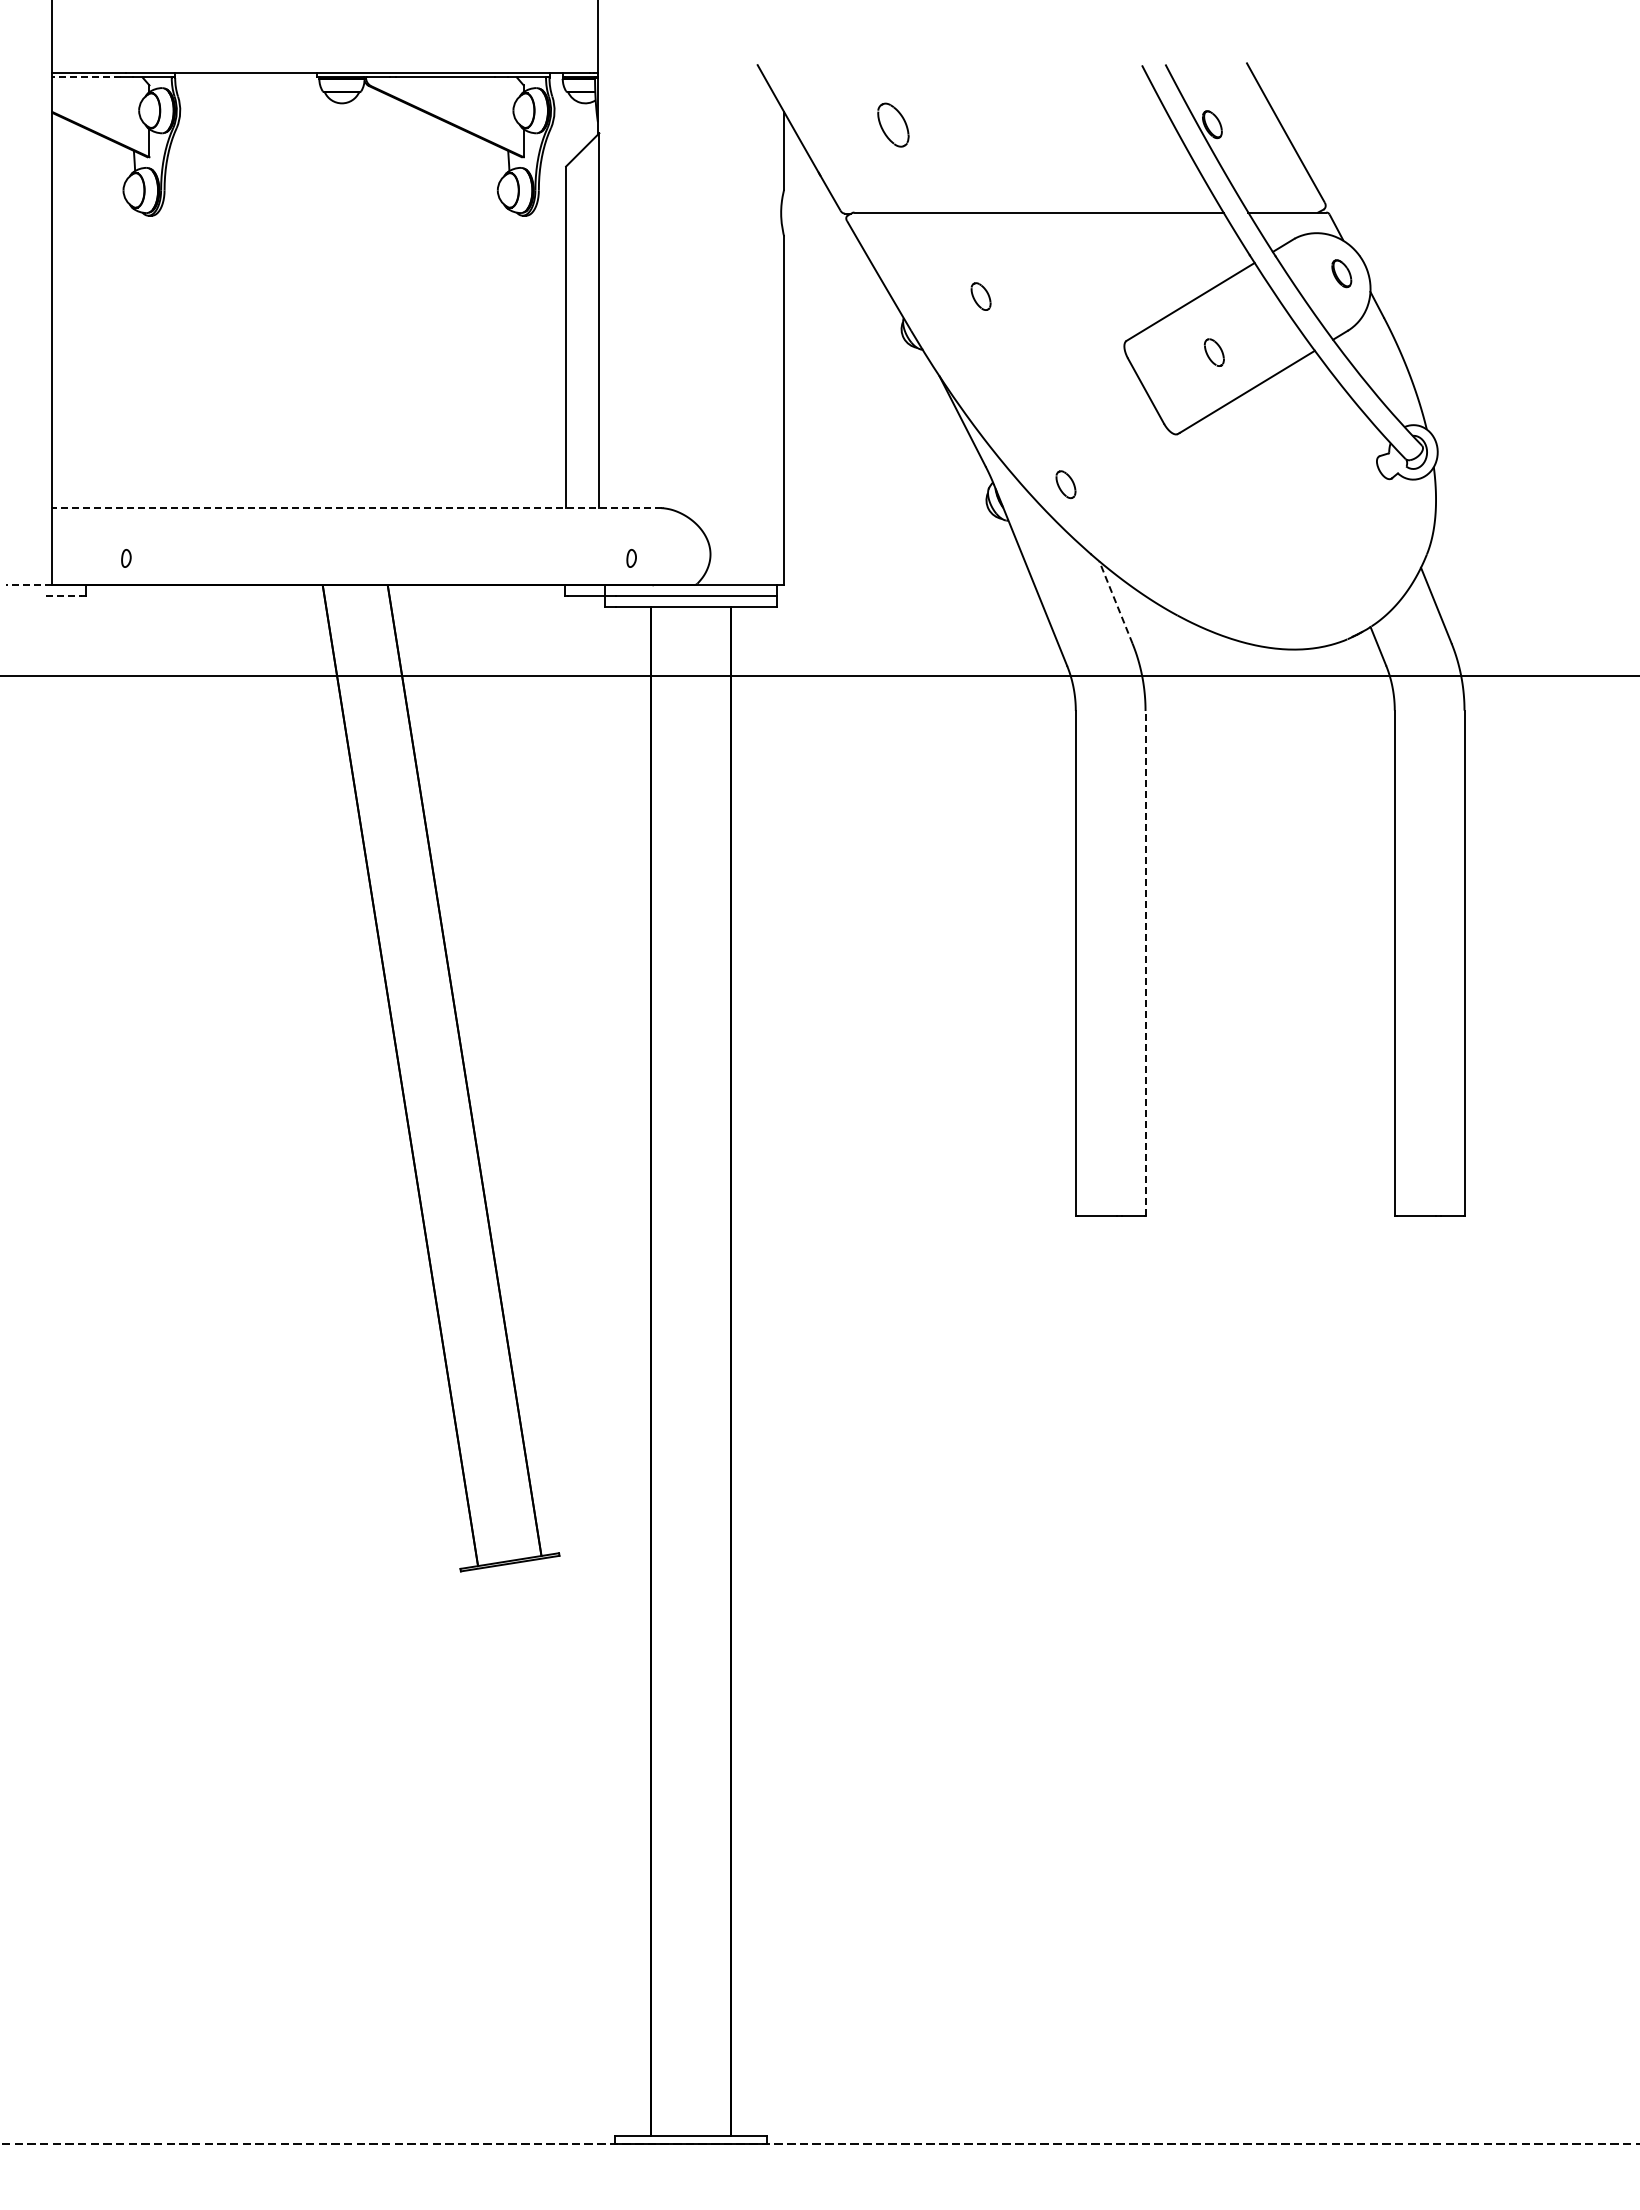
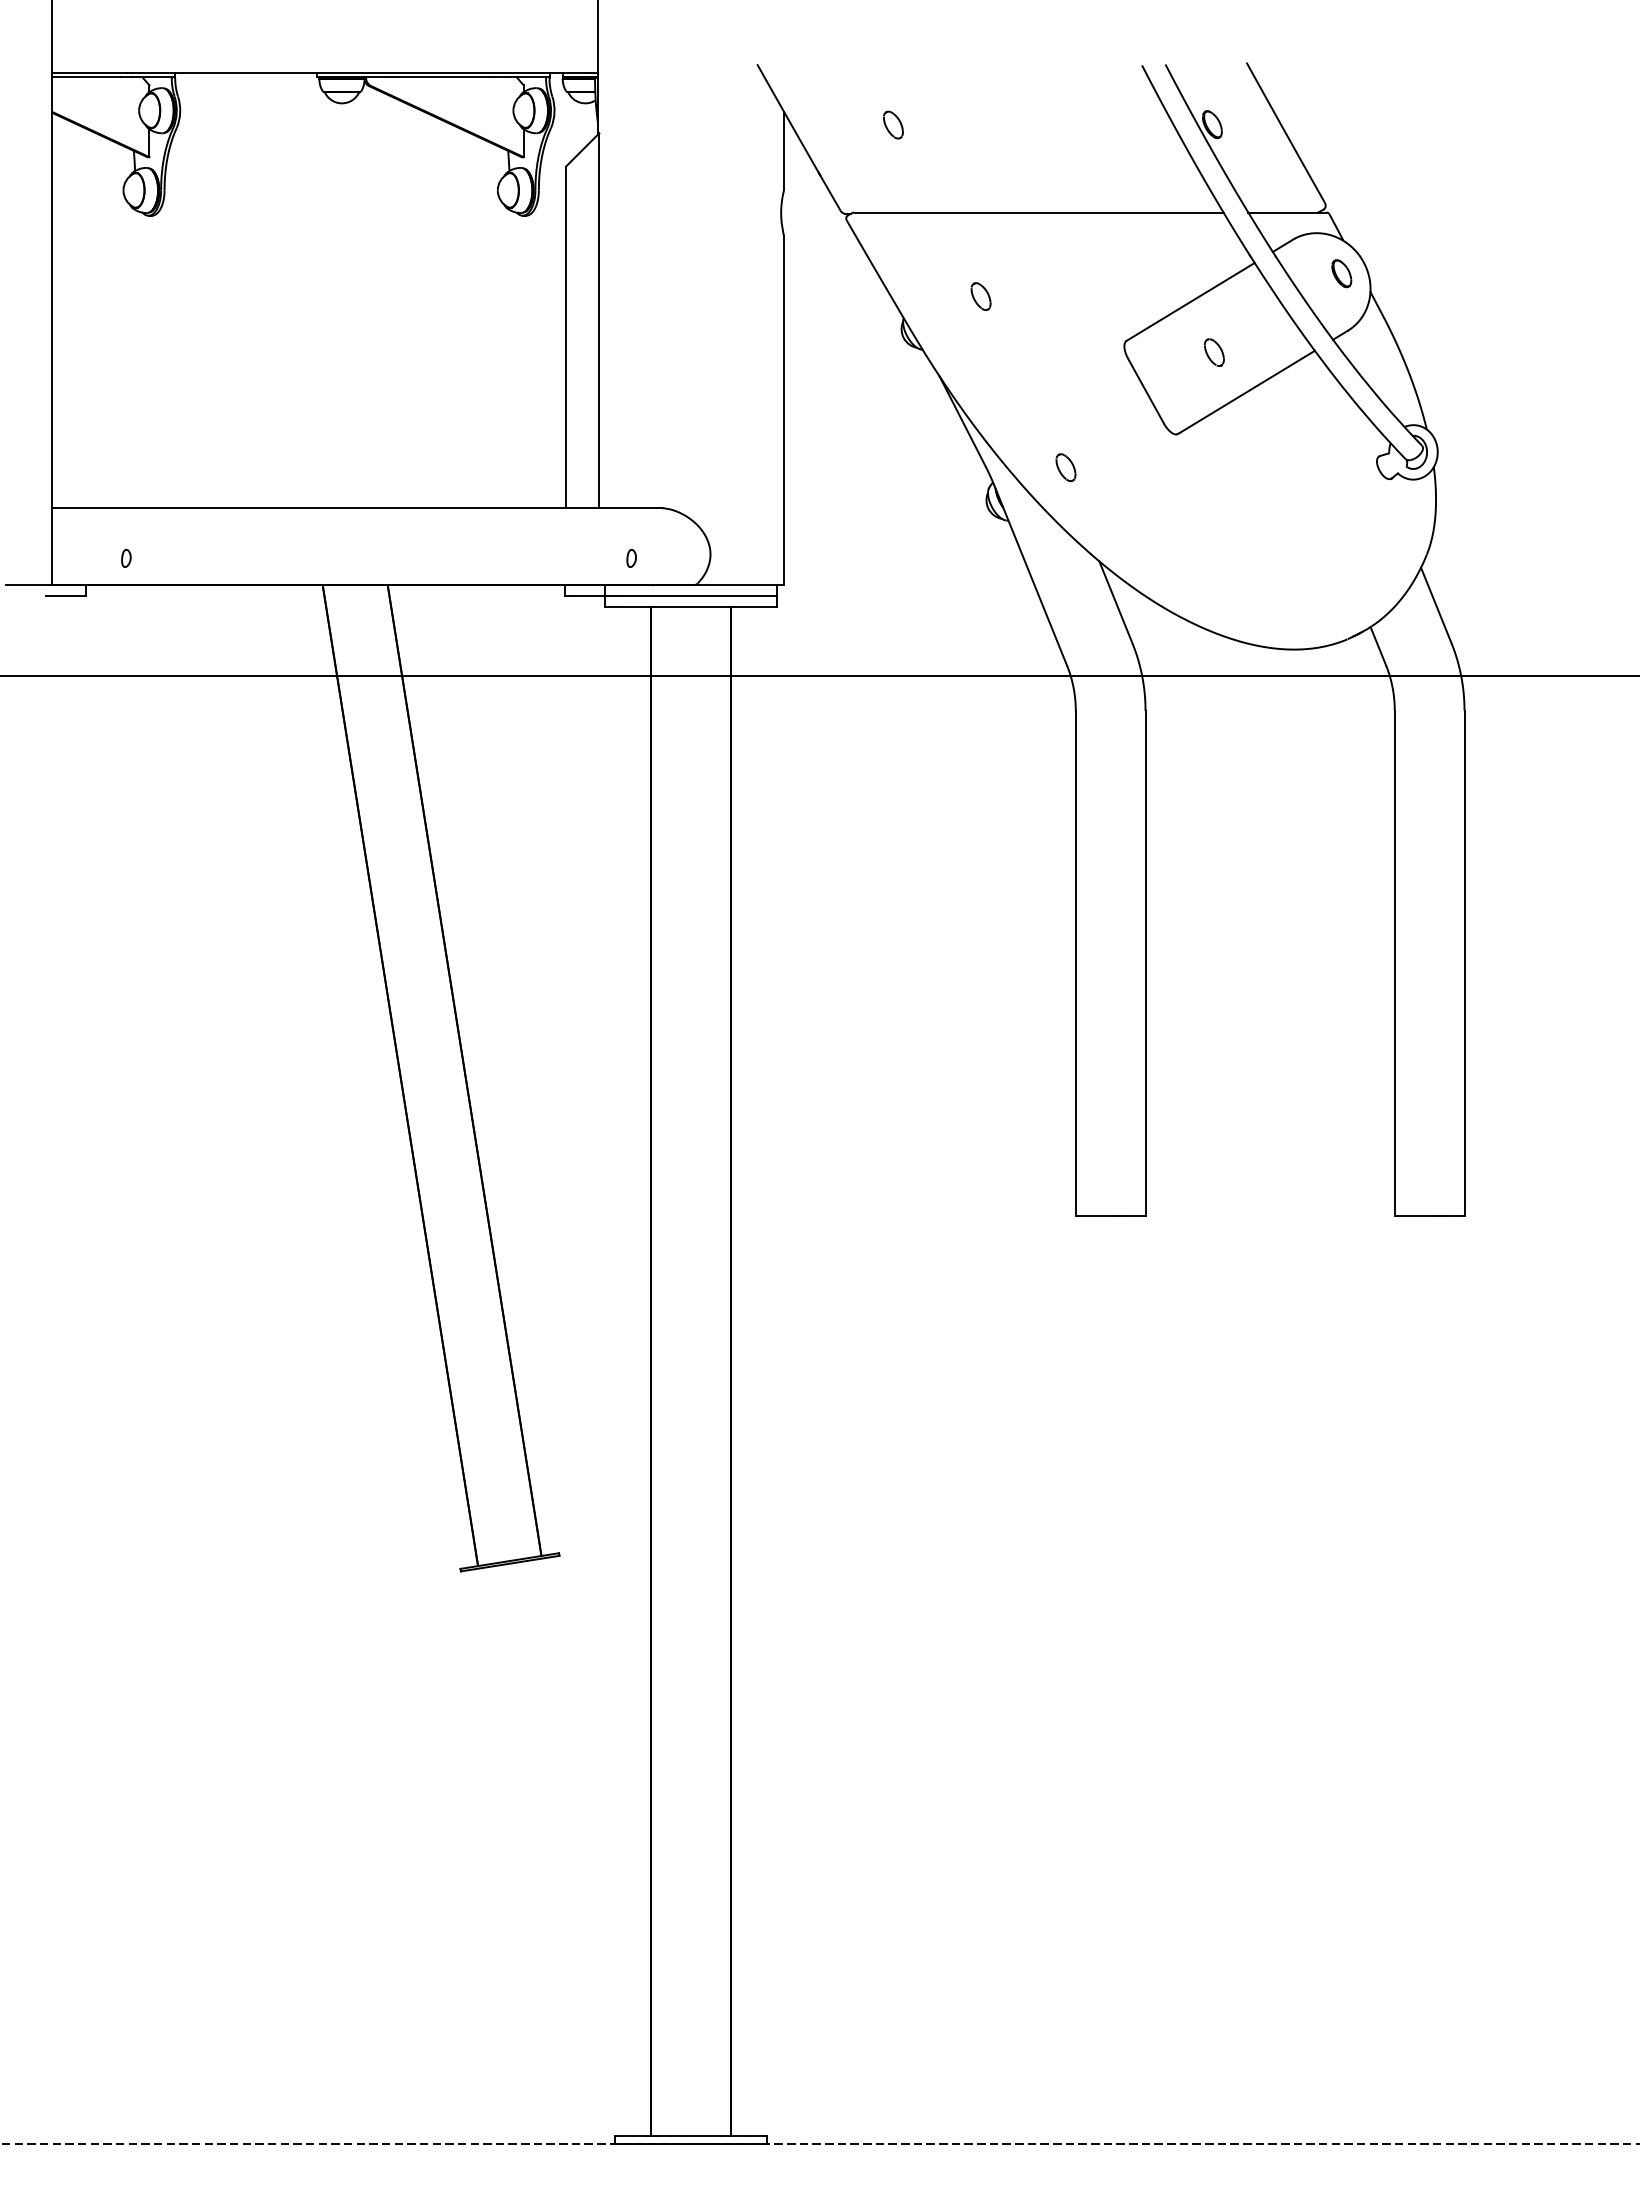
line: dashed -> solid (86, 77)
part size: 33x46 px -> 21x30 px (893, 124)
part position: (1065, 484) -> (1065, 467) (1065, 467)
line: dashed -> solid (357, 508)
line: dashed -> solid (28, 585)
line: dashed -> solid (64, 596)
line: dashed -> solid (1115, 602)
line: dashed -> solid (1145, 963)
